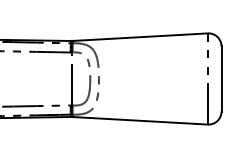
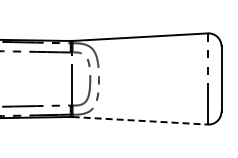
line: solid -> dashed (140, 120)
